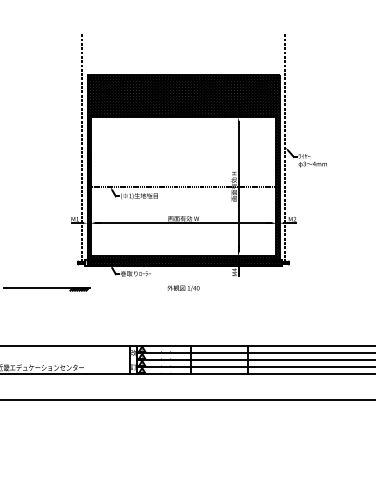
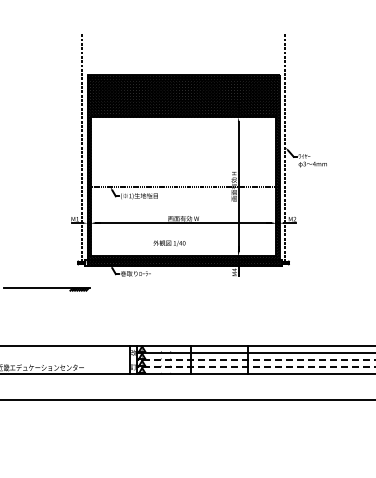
text position: (183, 288) -> (169, 243) (169, 243)
line: solid -> dashed (255, 360)
line: solid -> dashed (255, 367)
